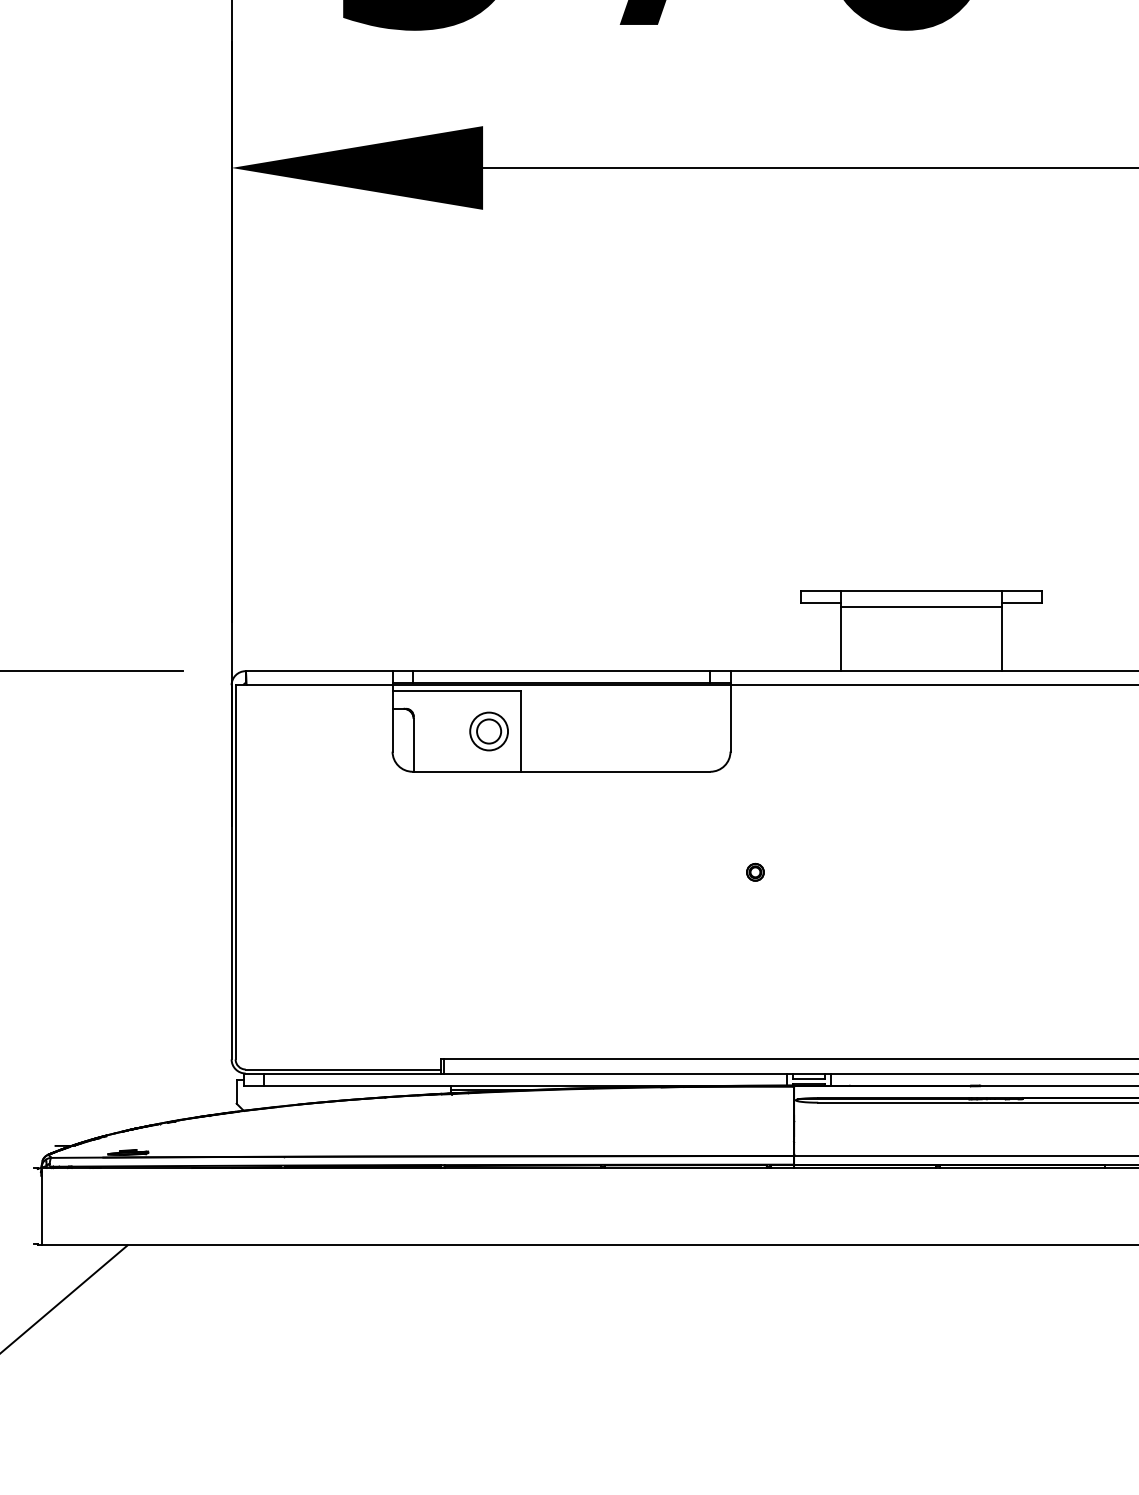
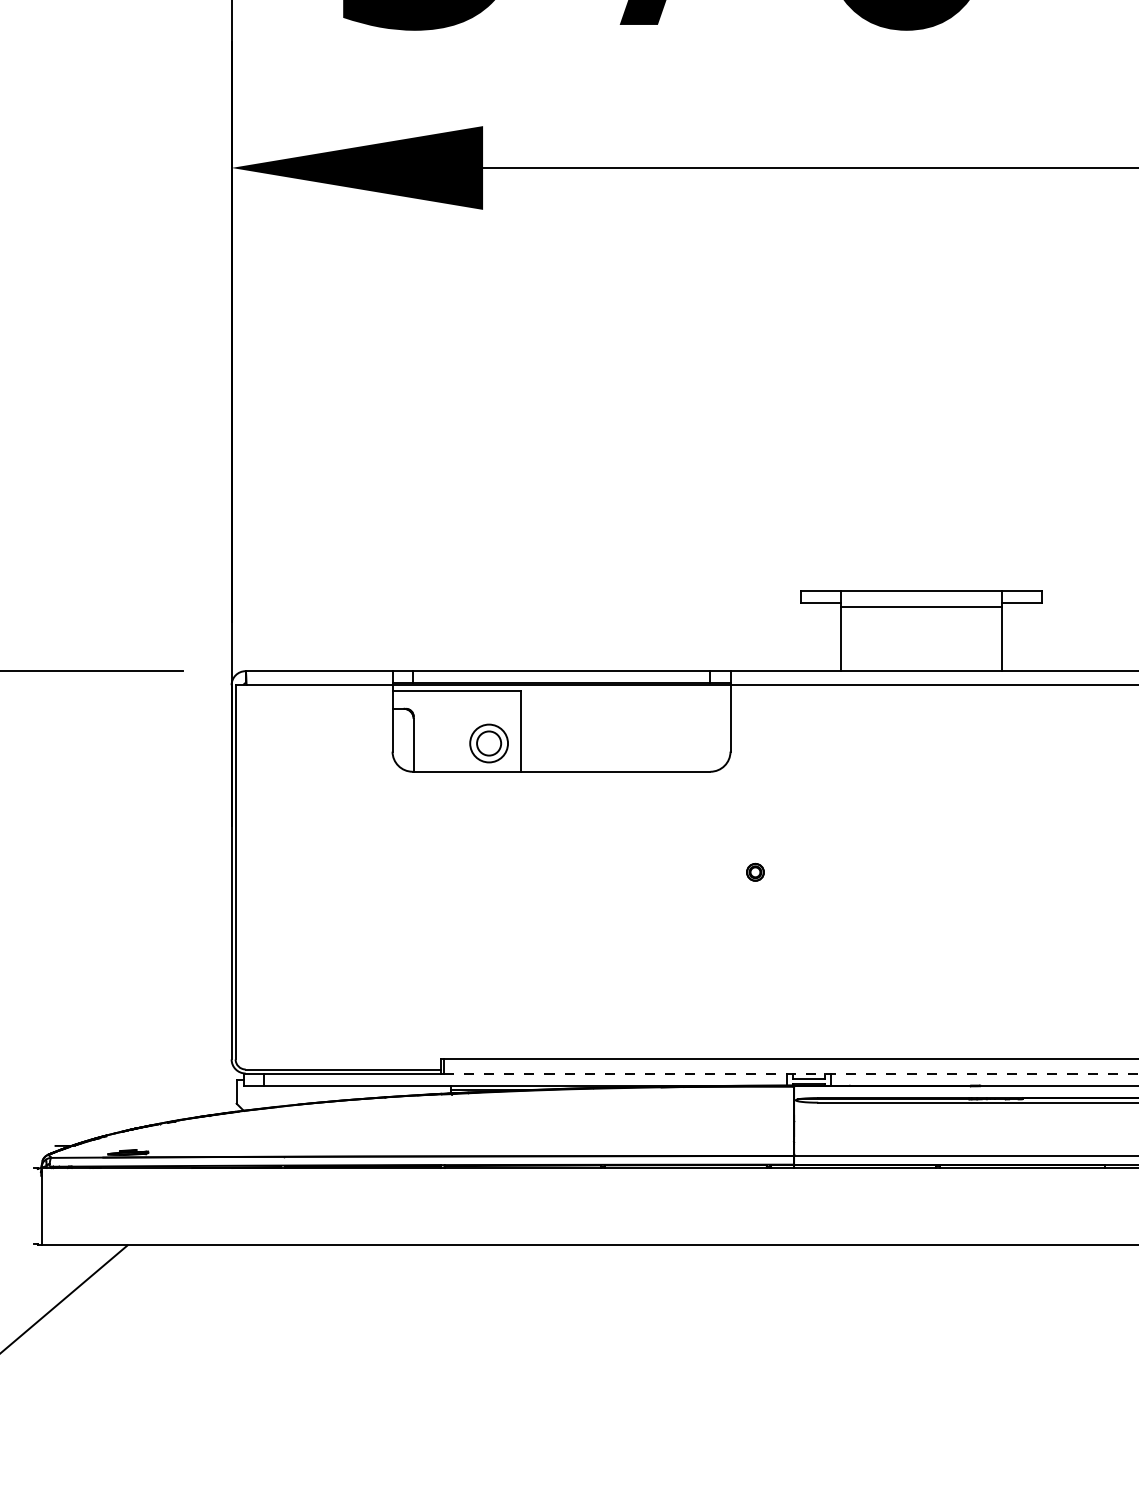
part position: (488, 731) -> (488, 743) (488, 743)
line: solid -> dashed (791, 1073)
